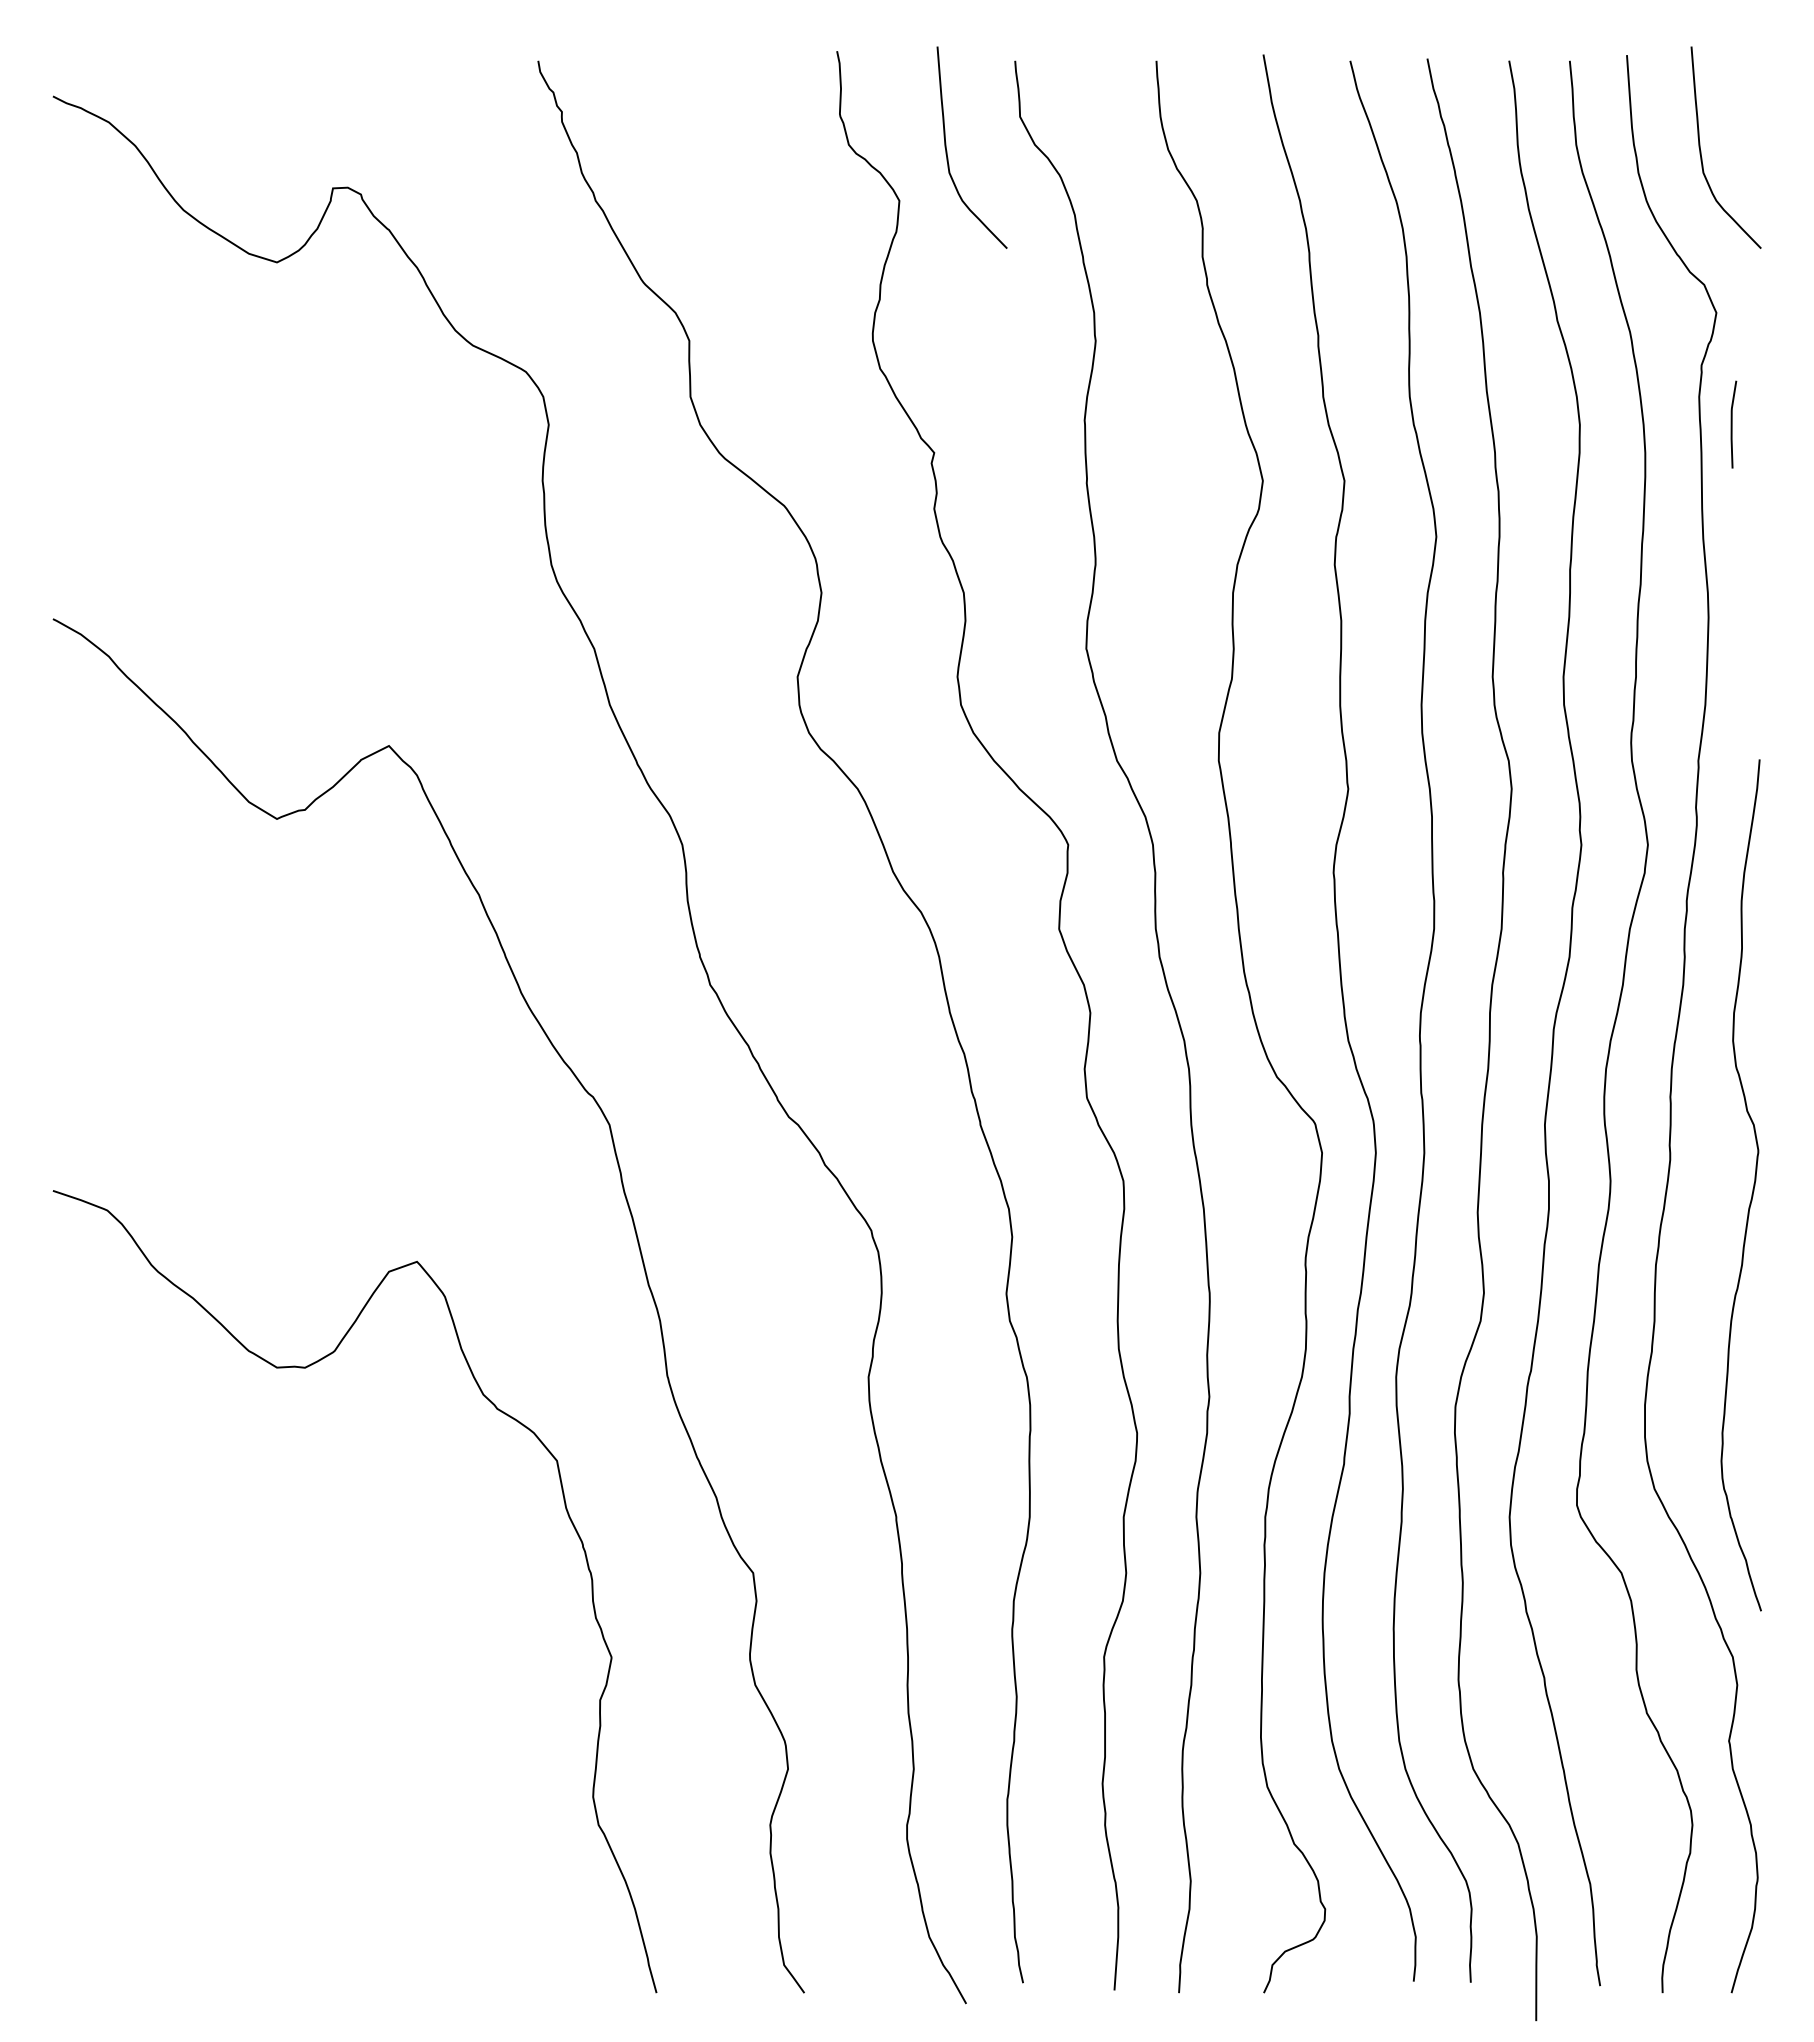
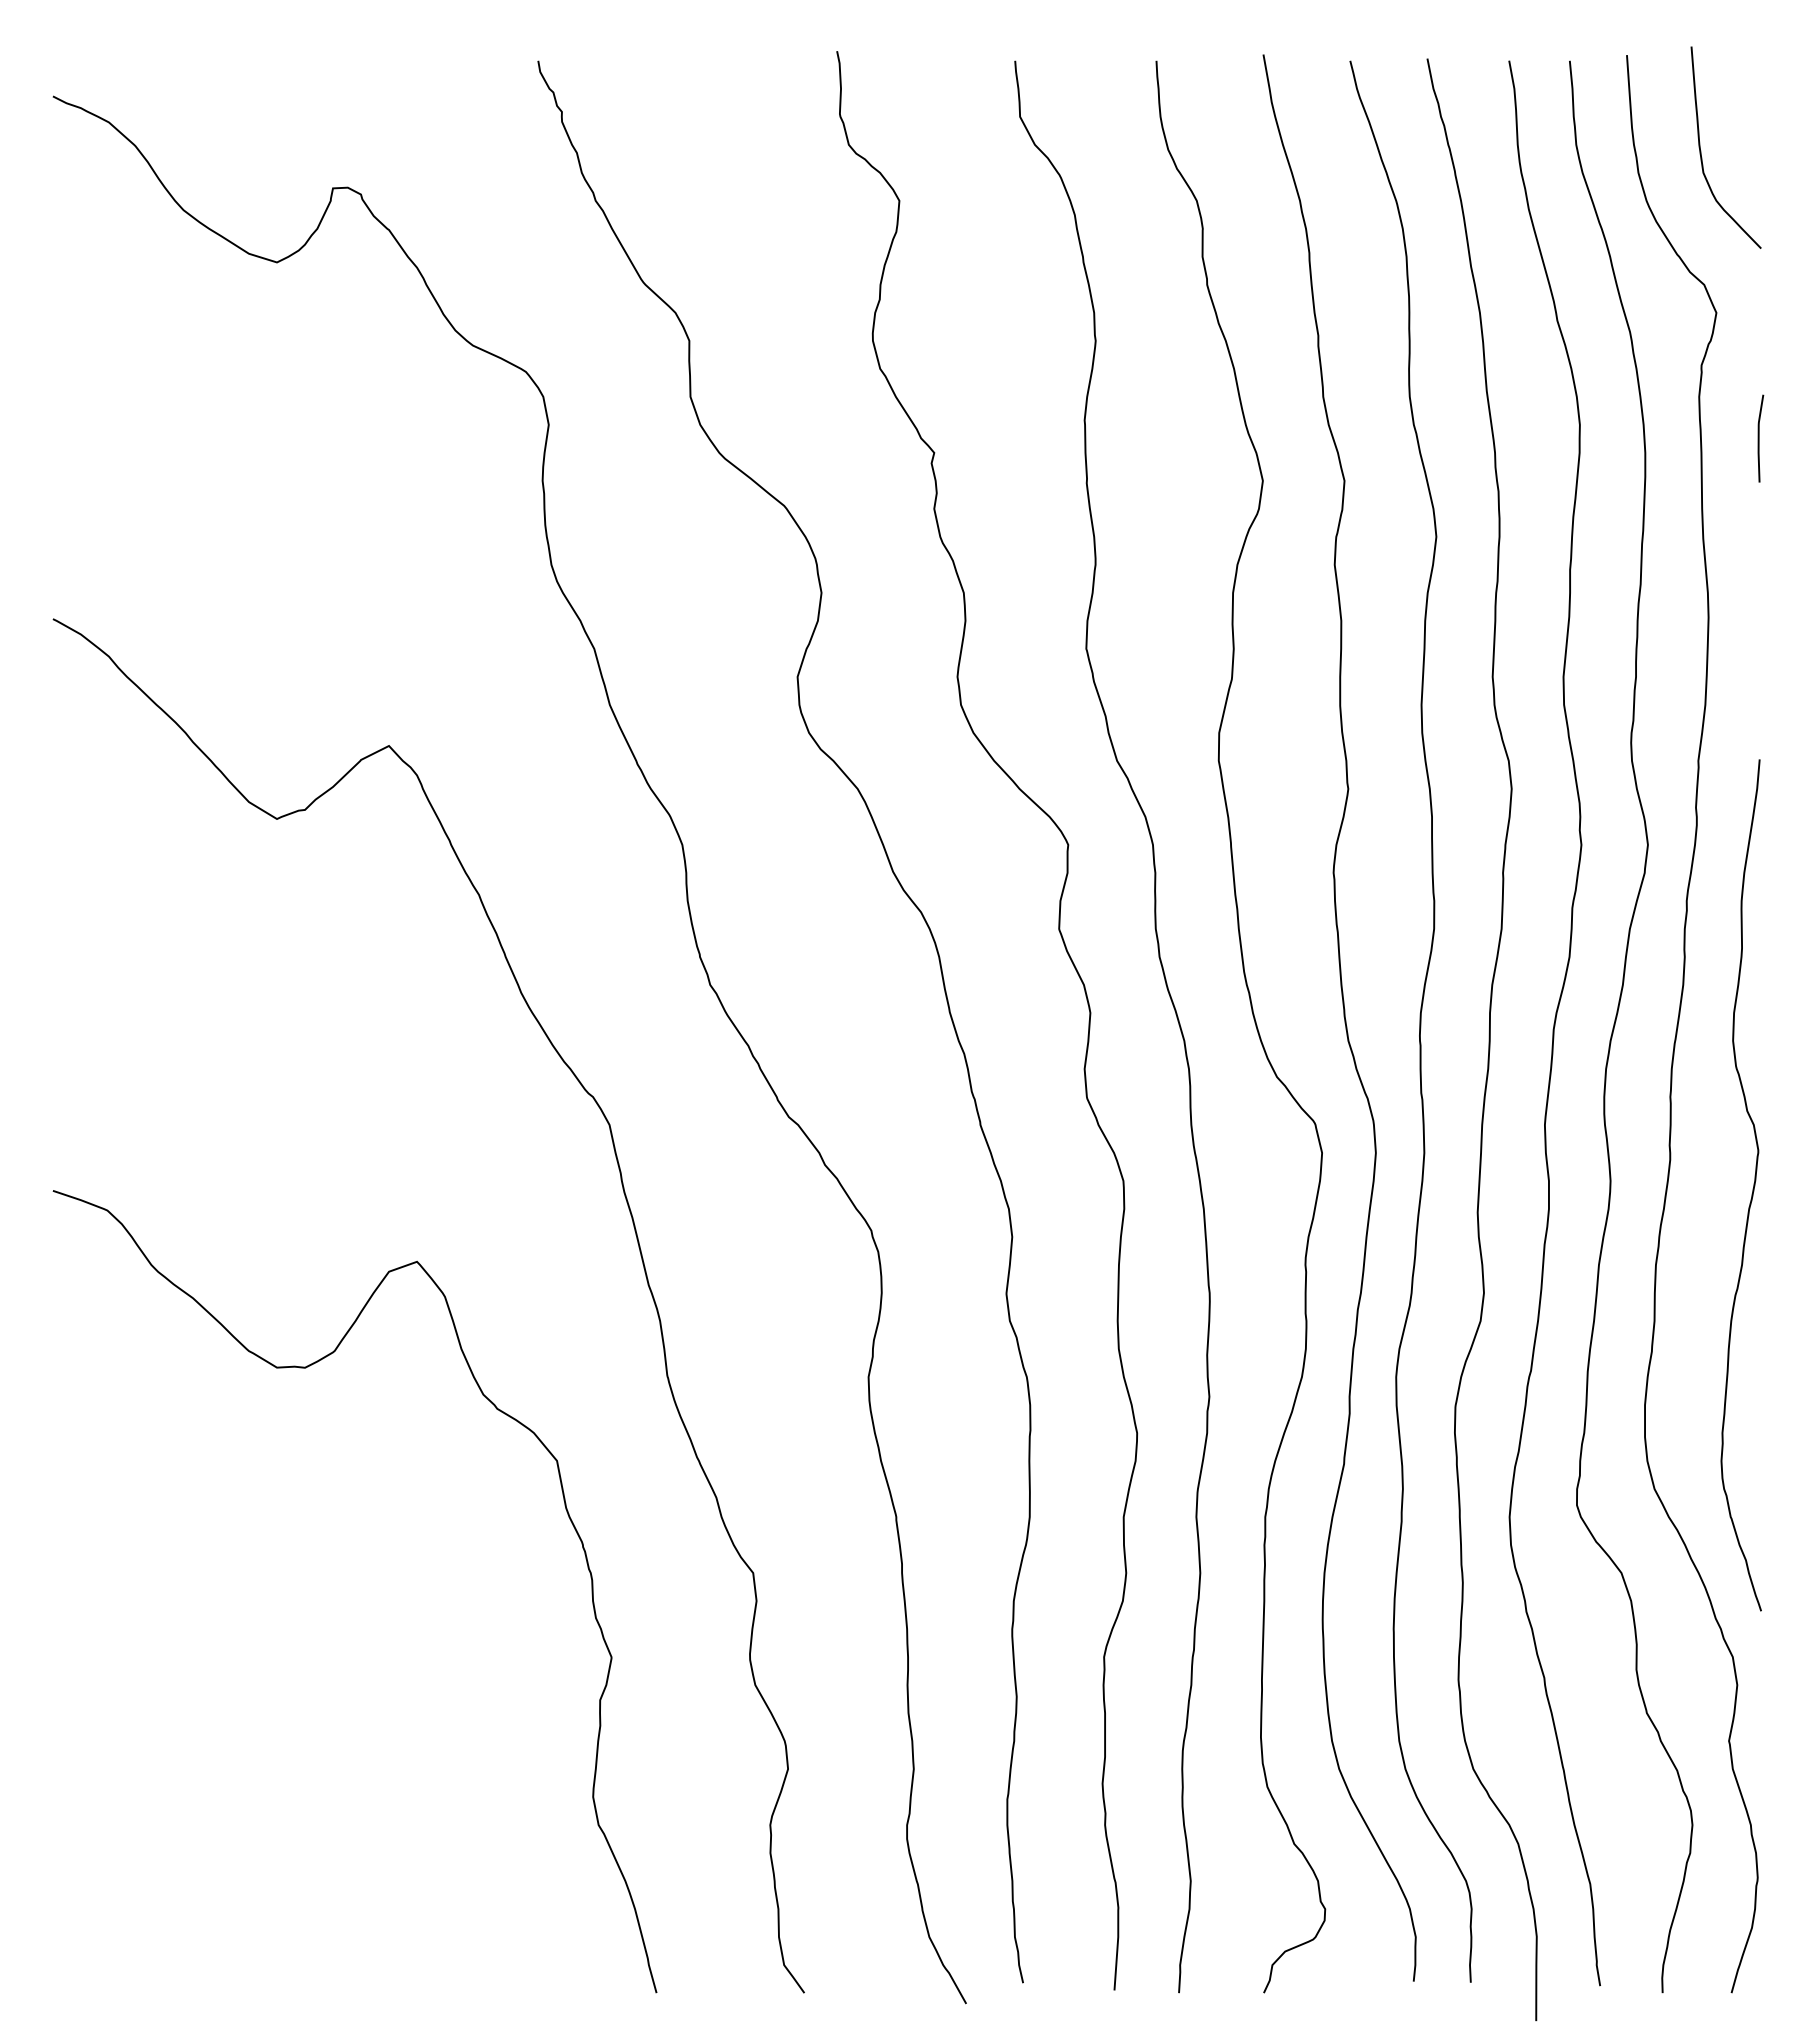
curve: present -> none (947, 150)
line position: (1732, 424) -> (1759, 438) (1759, 438)
